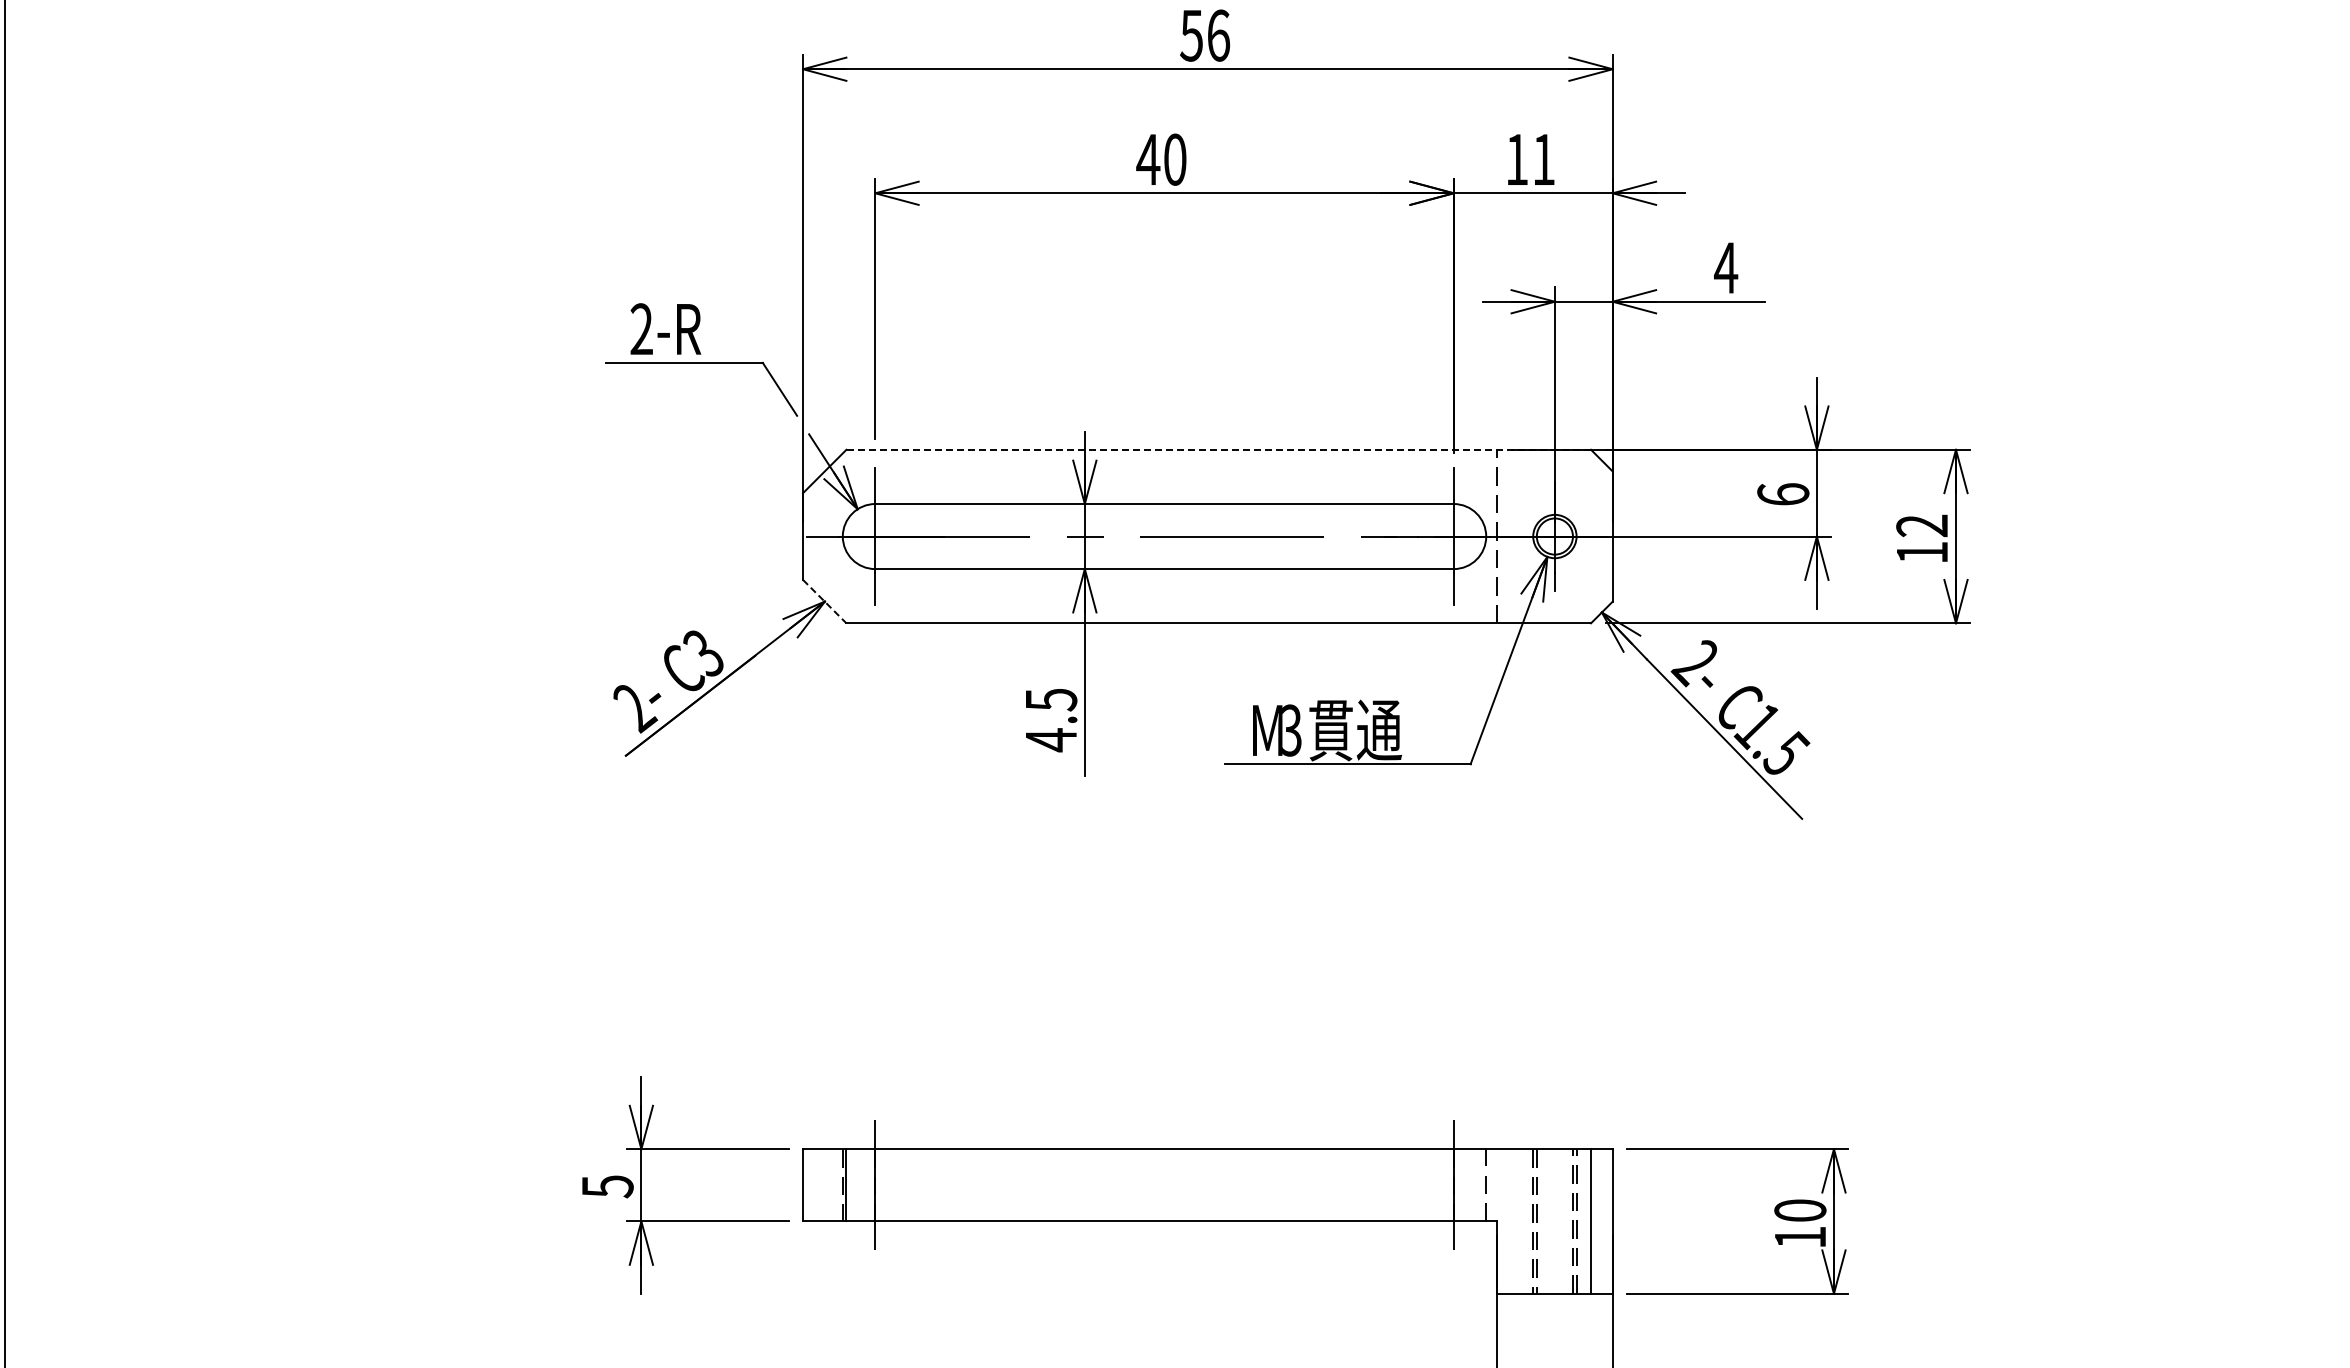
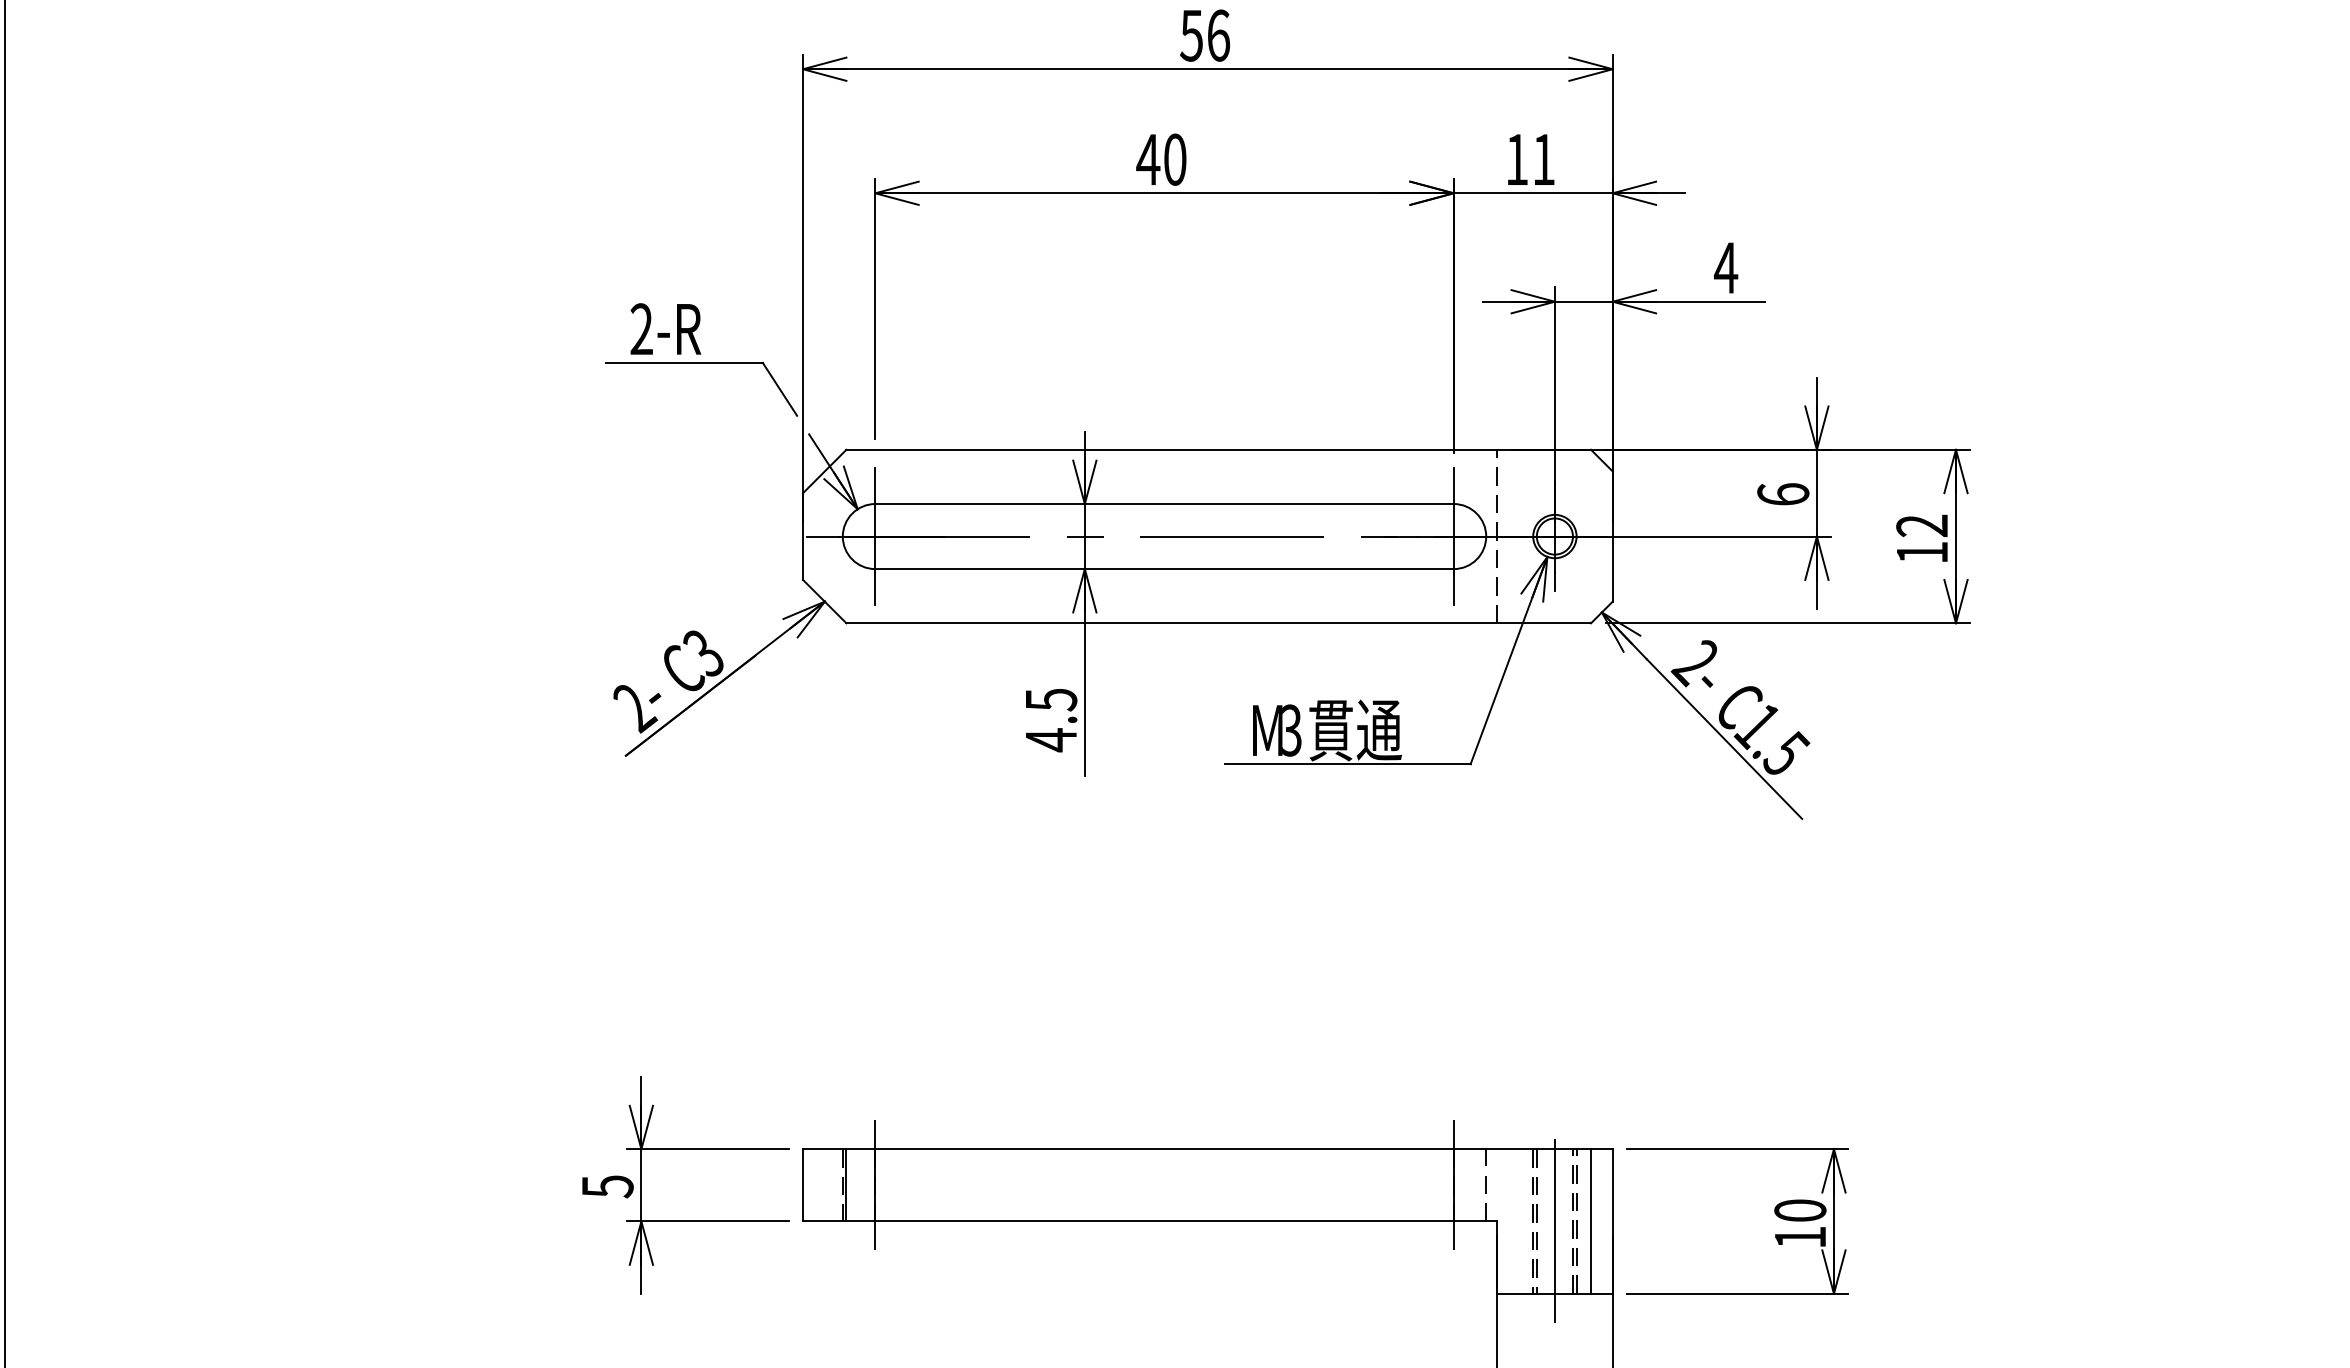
line: dashed -> solid (1218, 449)
line: dashed -> solid (824, 601)
line: none -> present (1554, 1221)
